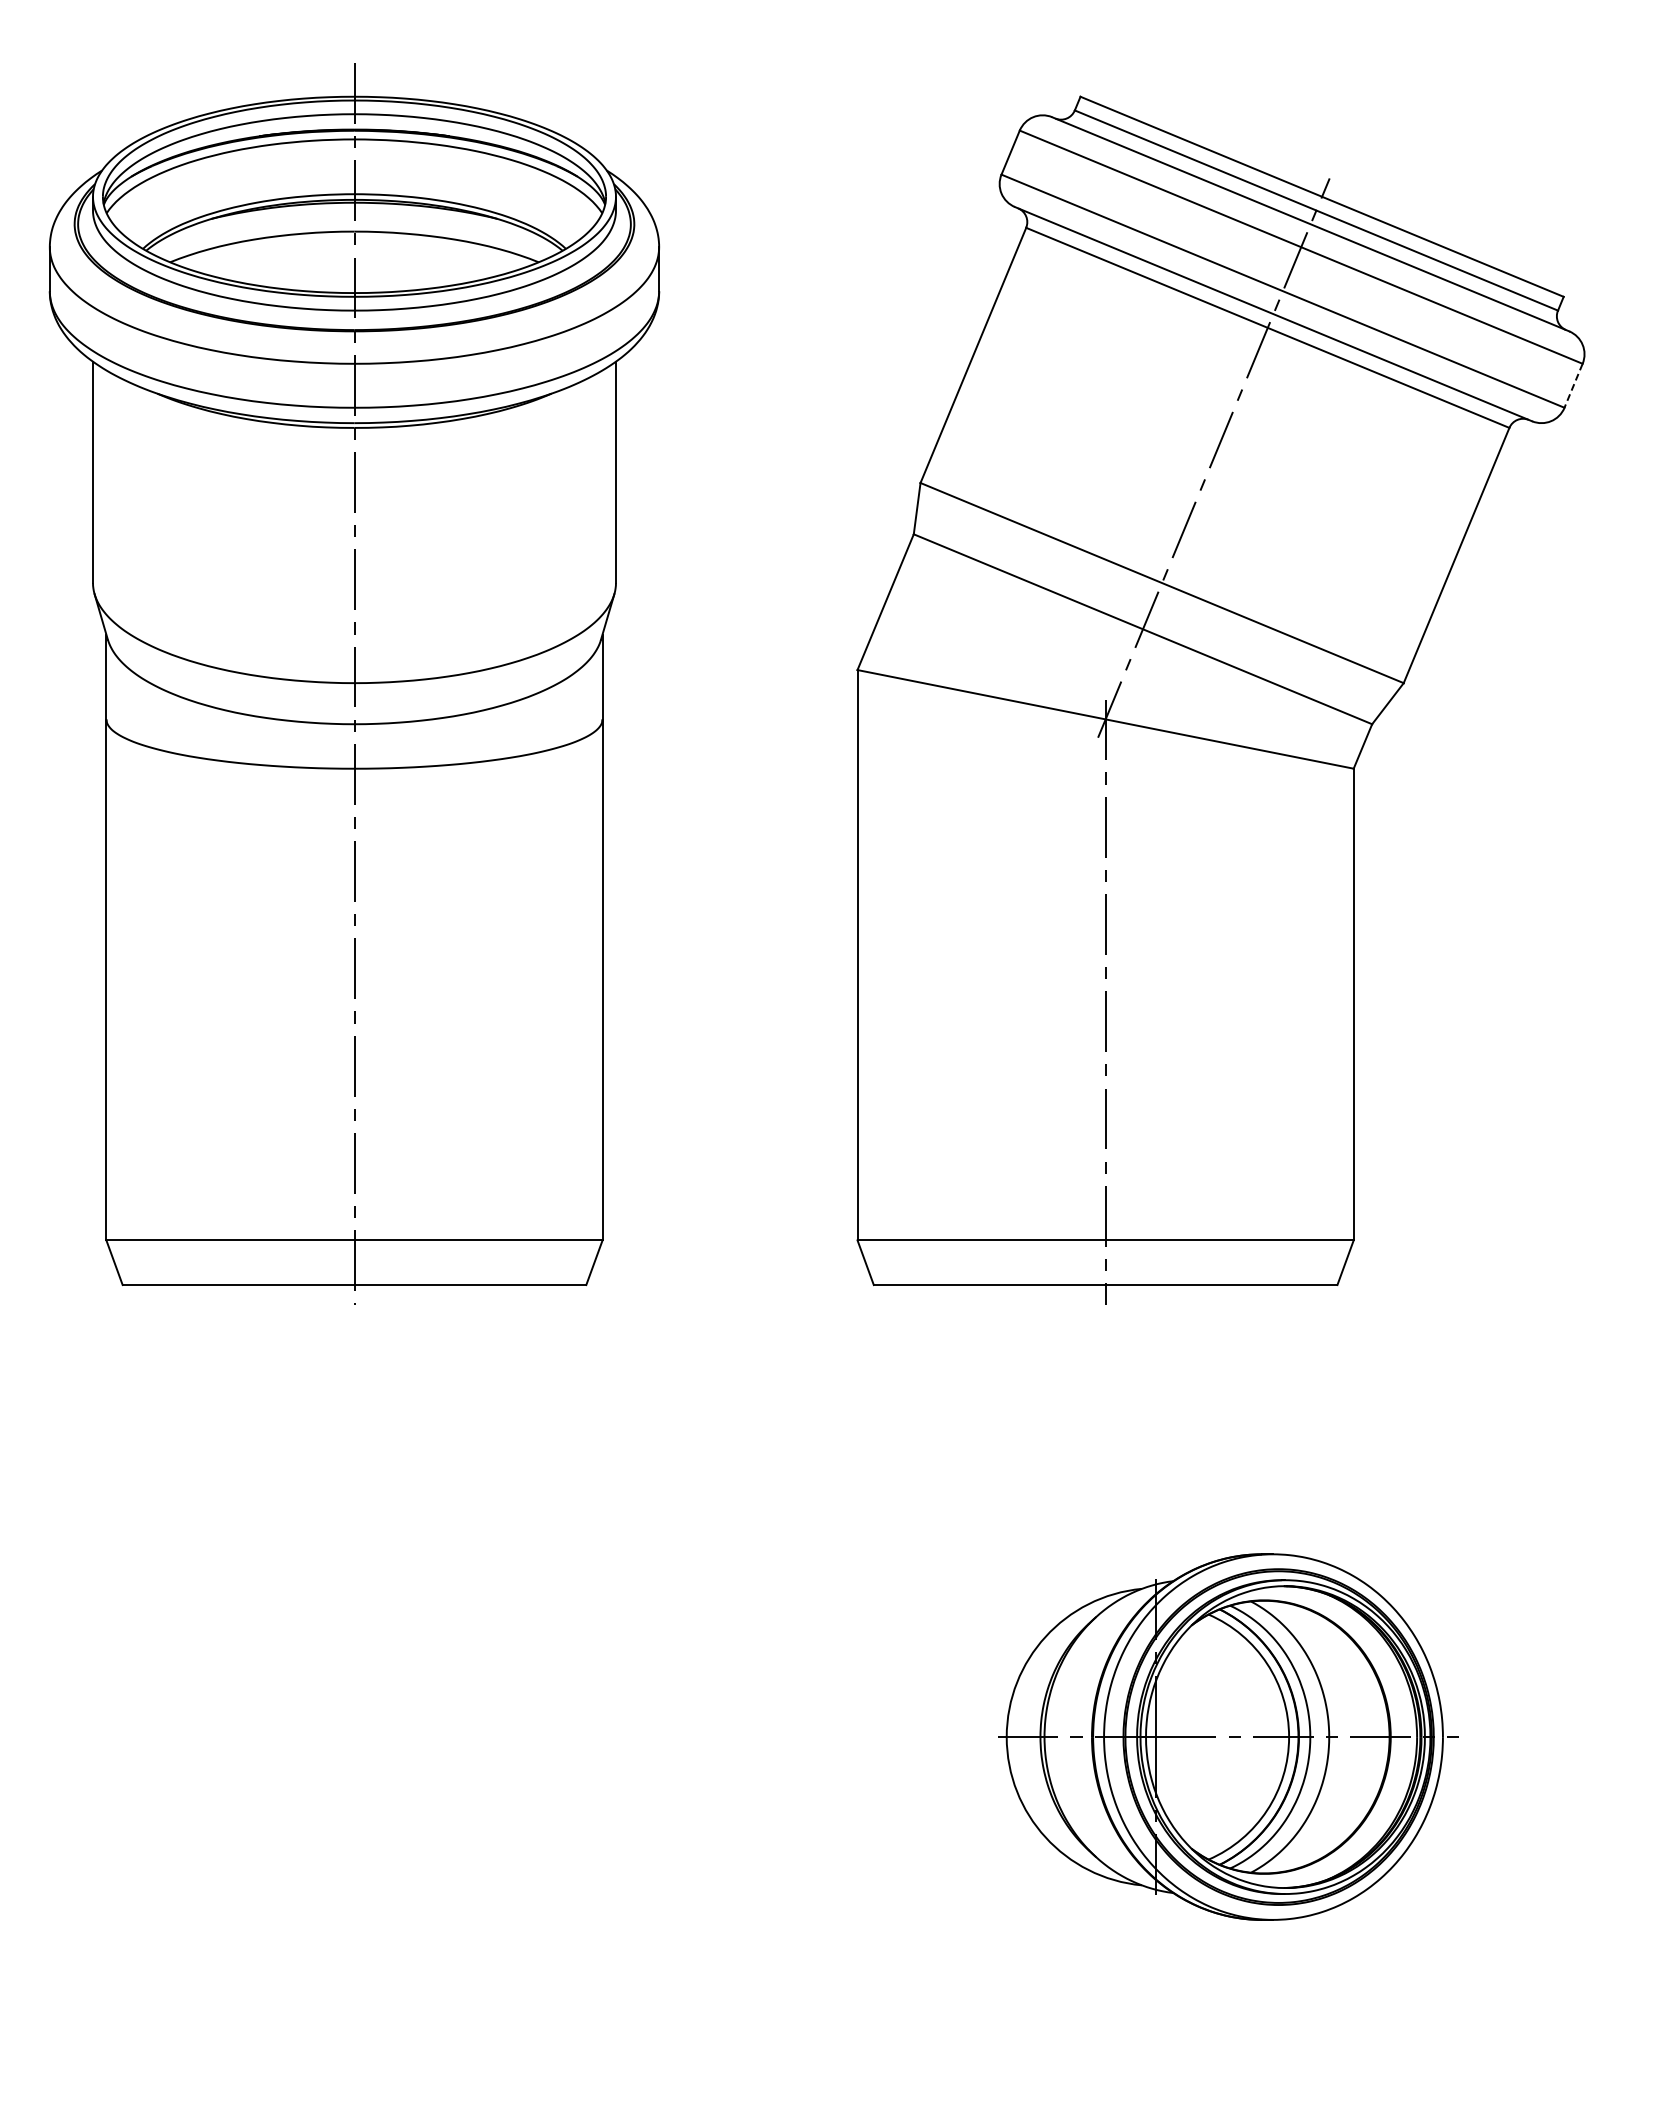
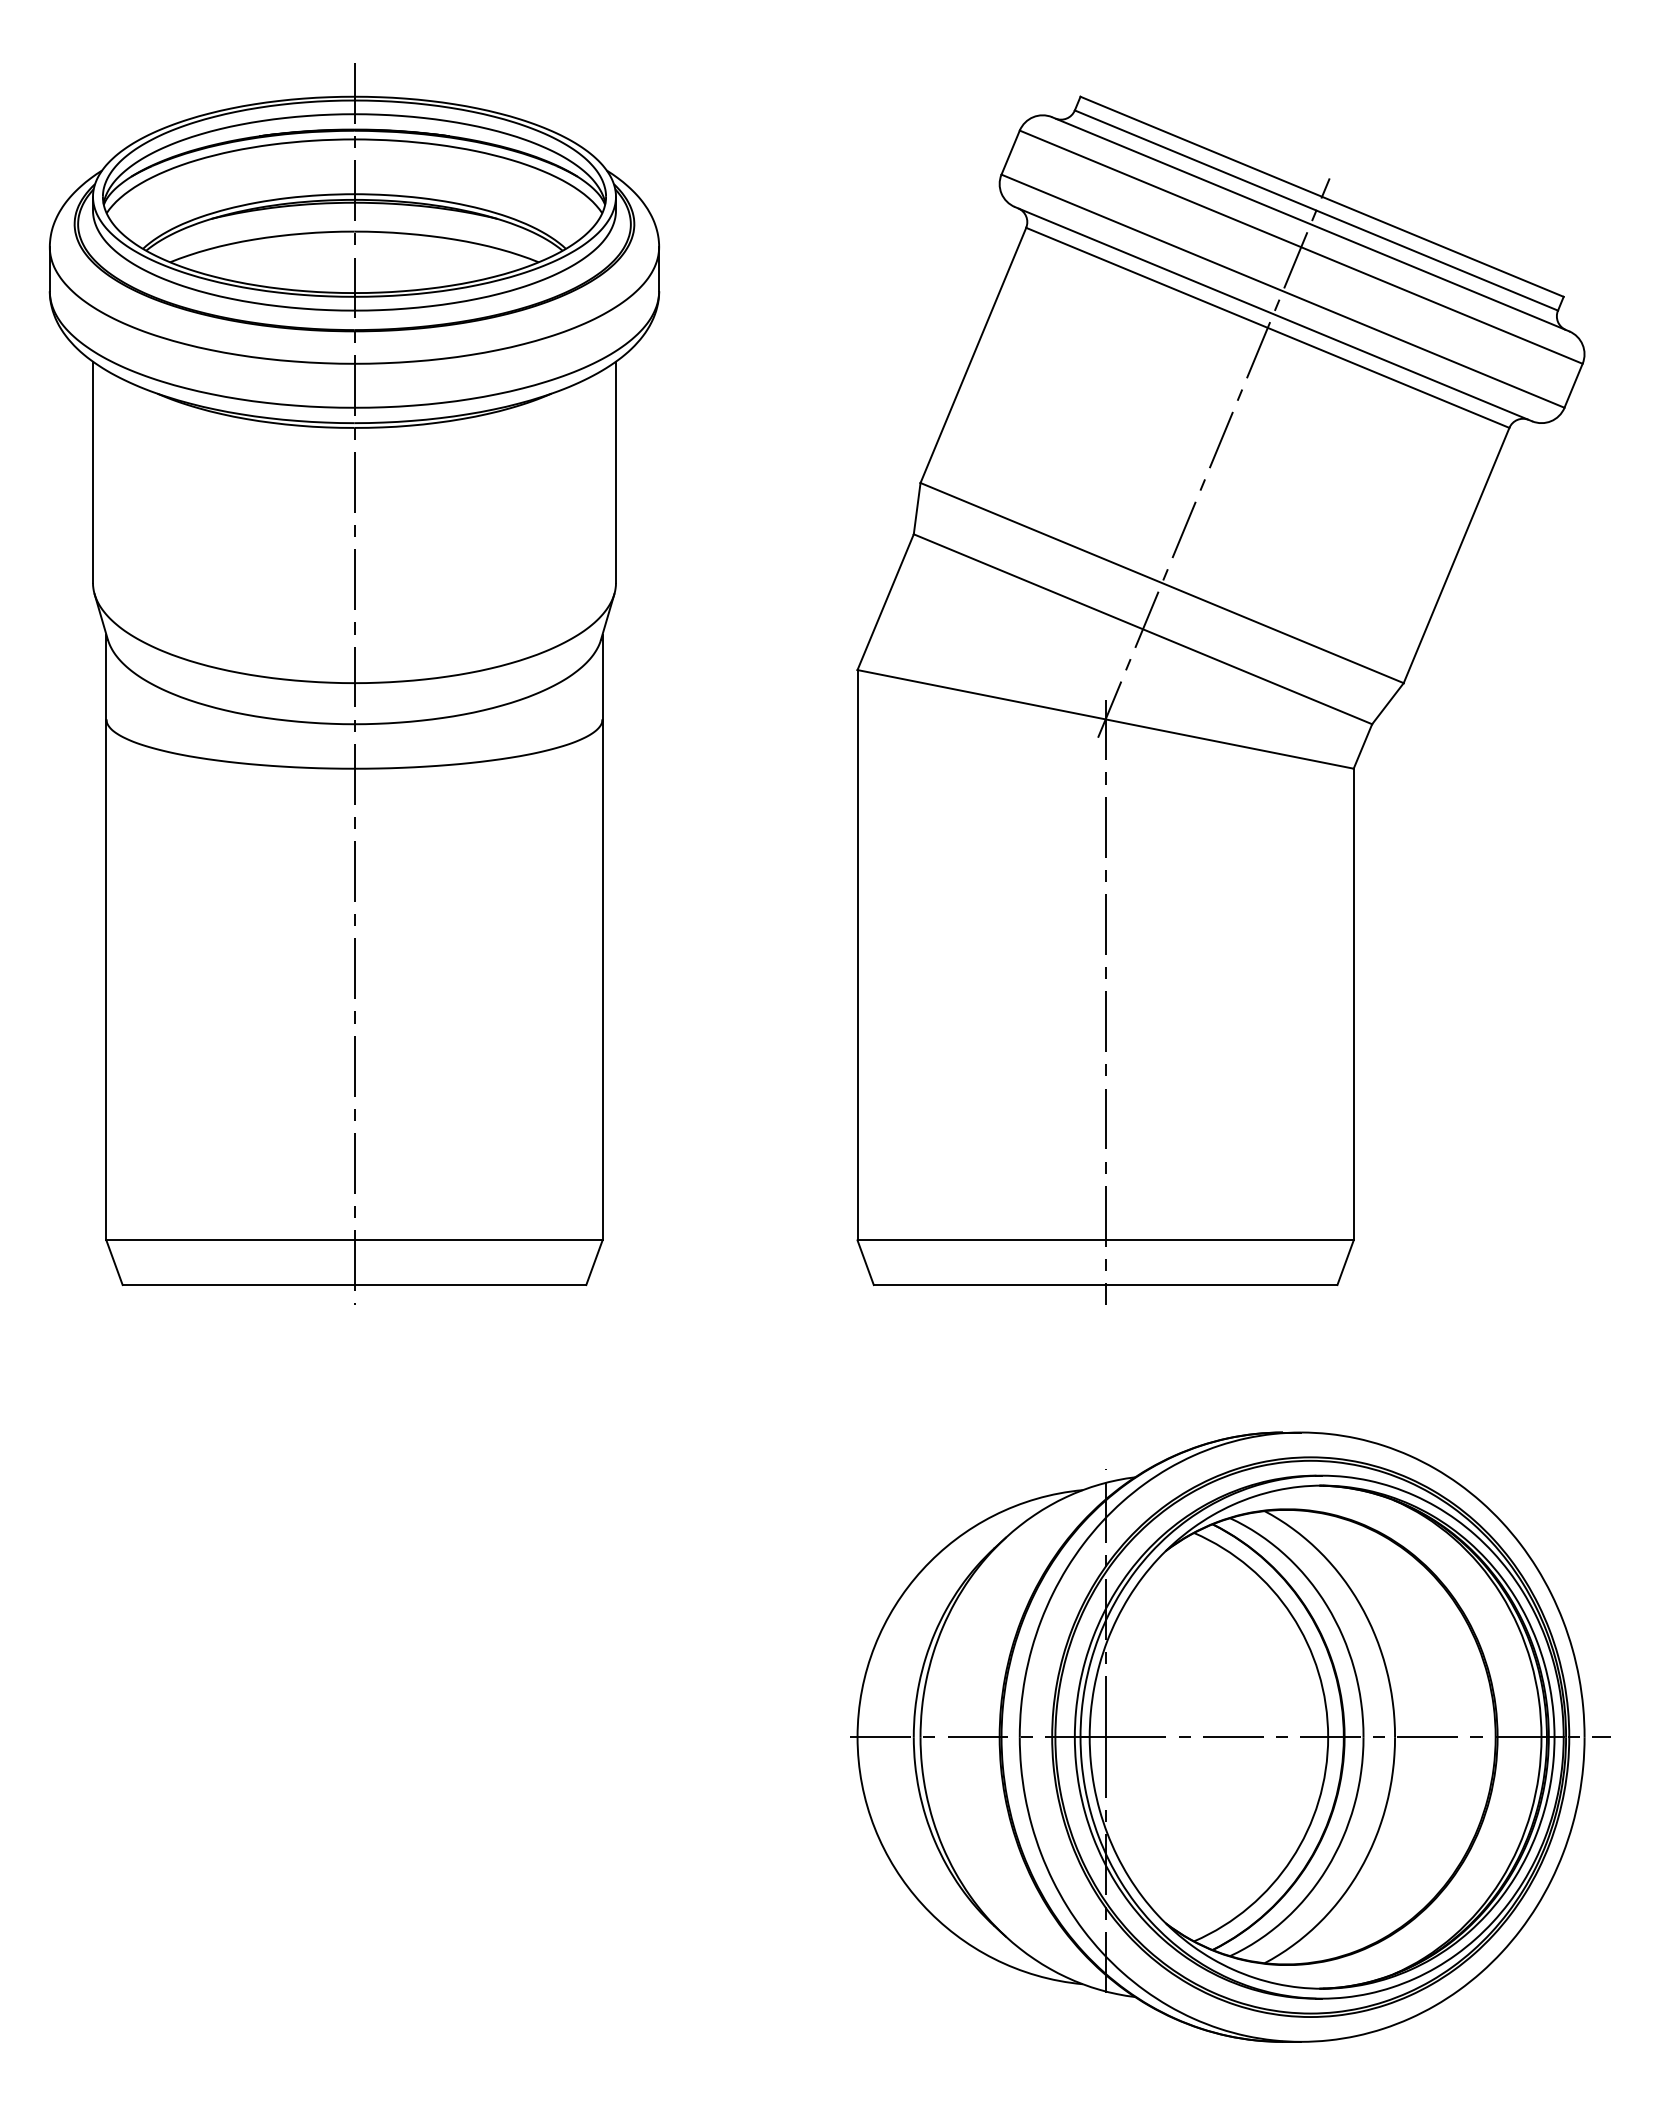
line: dashed -> solid (1573, 385)
part size: 461x368 px -> 761x612 px (1230, 1736)
